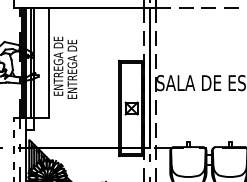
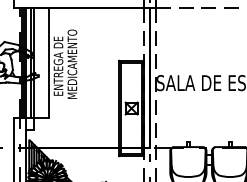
text: ENTREGA DE -> MEDICAMENTO (72, 63)
line: dashed -> solid (13, 149)
